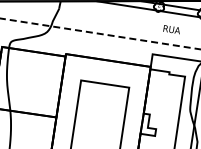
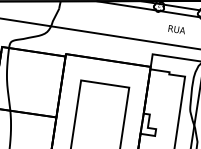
text position: (171, 29) -> (176, 29) (176, 29)
line: dashed -> solid (100, 33)
